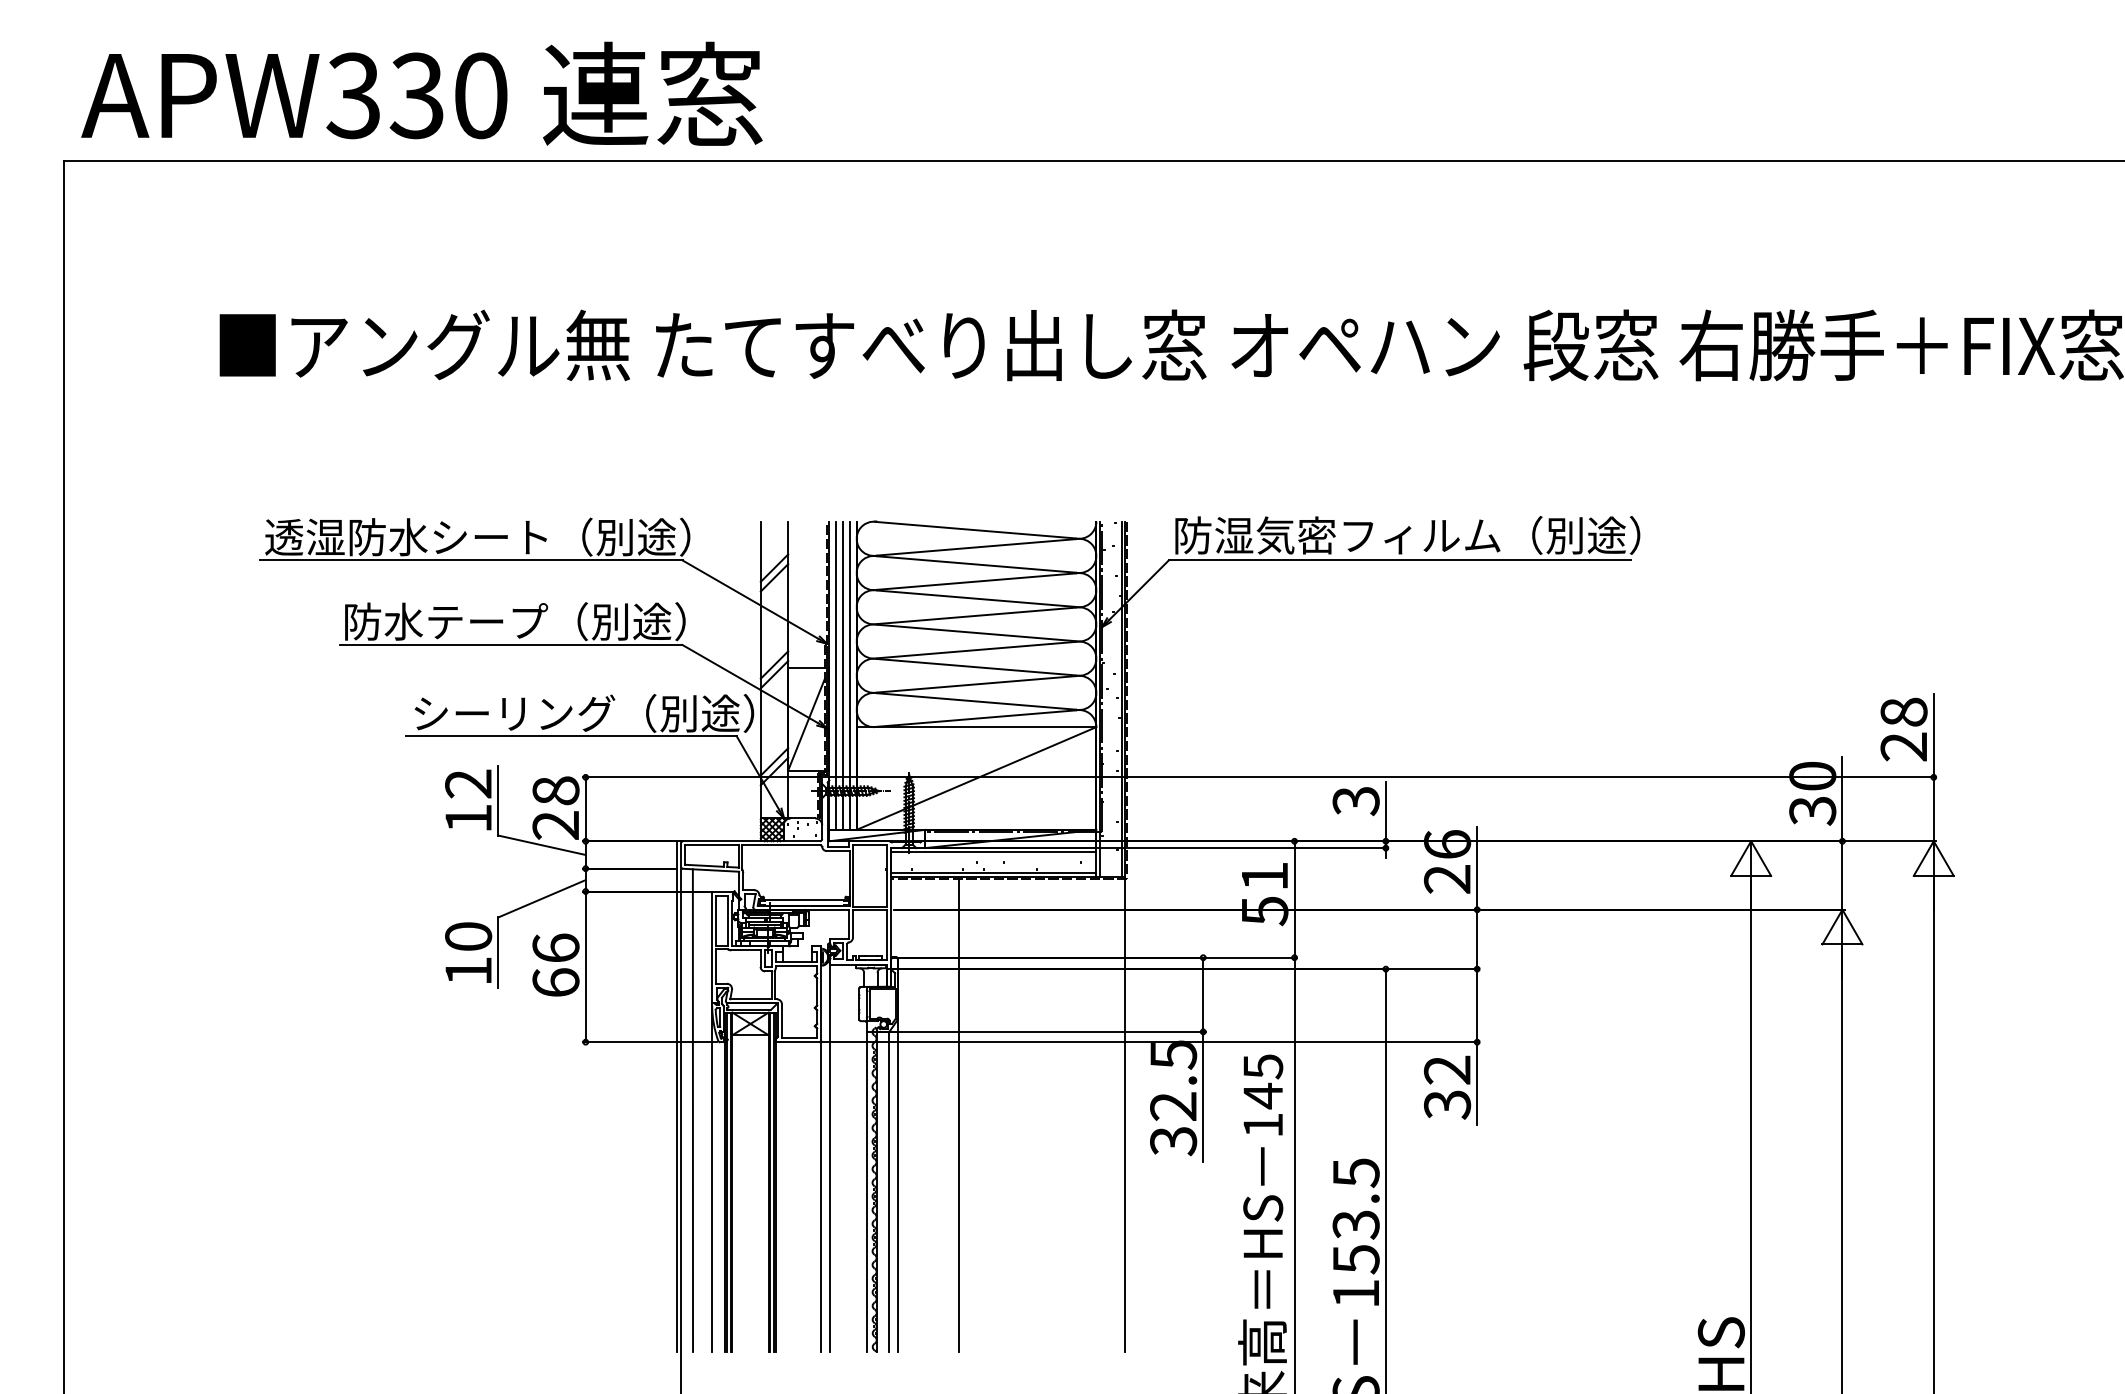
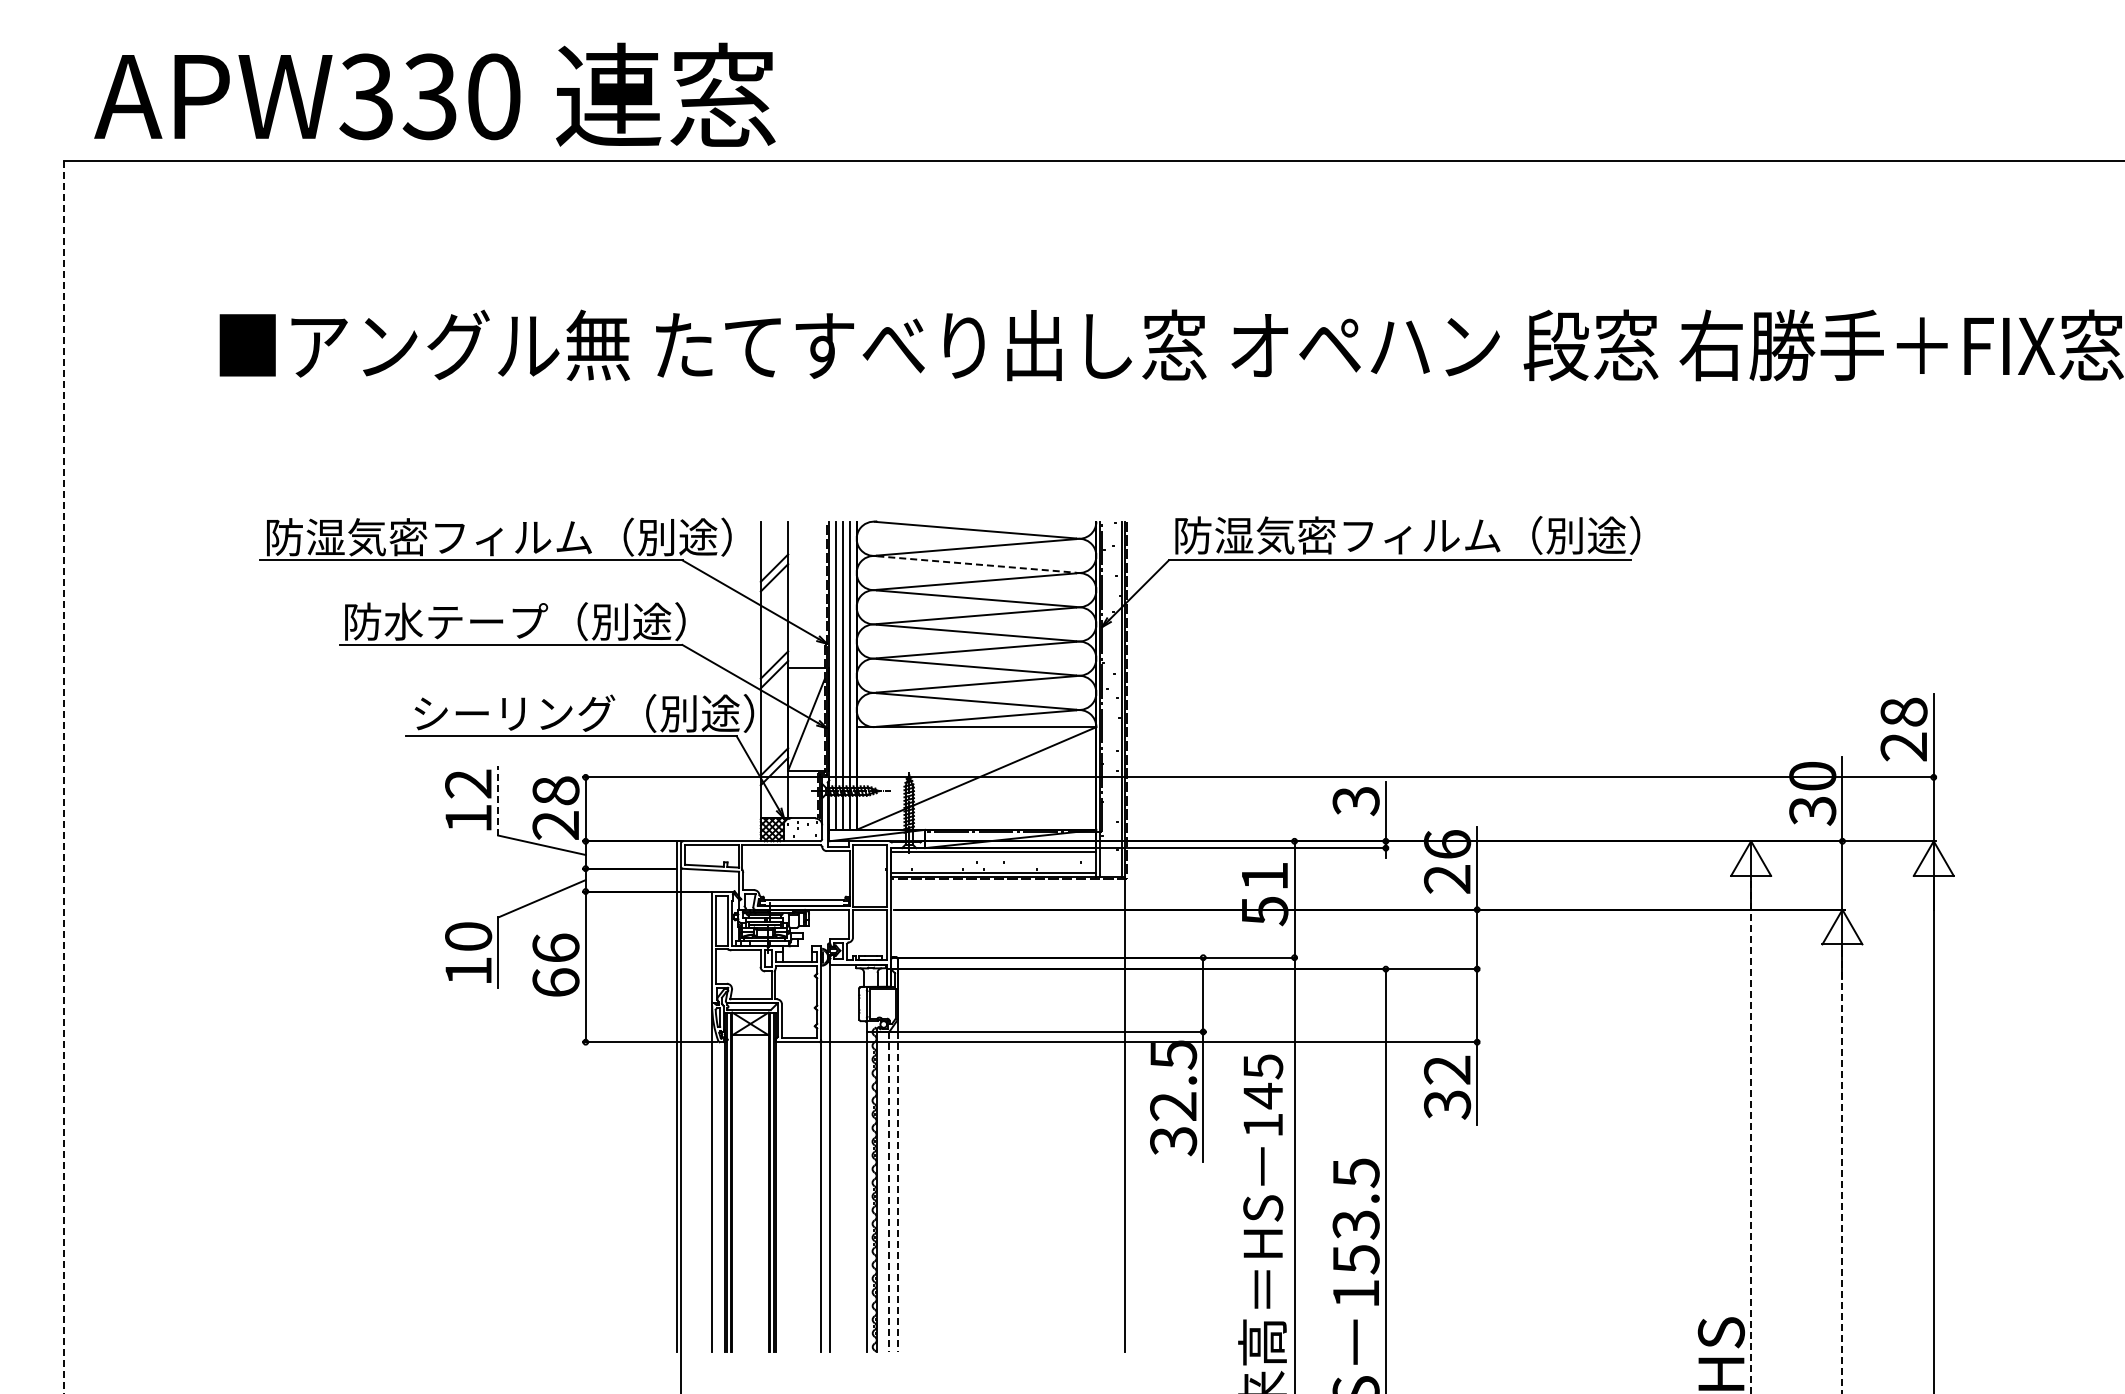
text position: (421, 93) -> (434, 94) (434, 94)
text: 透湿防水シート（別途） -> 防湿気密フィルム（別途） (498, 536)
line: solid -> dashed (976, 564)
line: solid -> dashed (63, 777)
line: solid -> dashed (498, 800)
line: present -> none (692, 1110)
line: present -> none (959, 1114)
line: solid -> dashed (1751, 1138)
line: solid -> dashed (1842, 1171)
line: solid -> dashed (889, 1192)
line: solid -> dashed (897, 1192)
